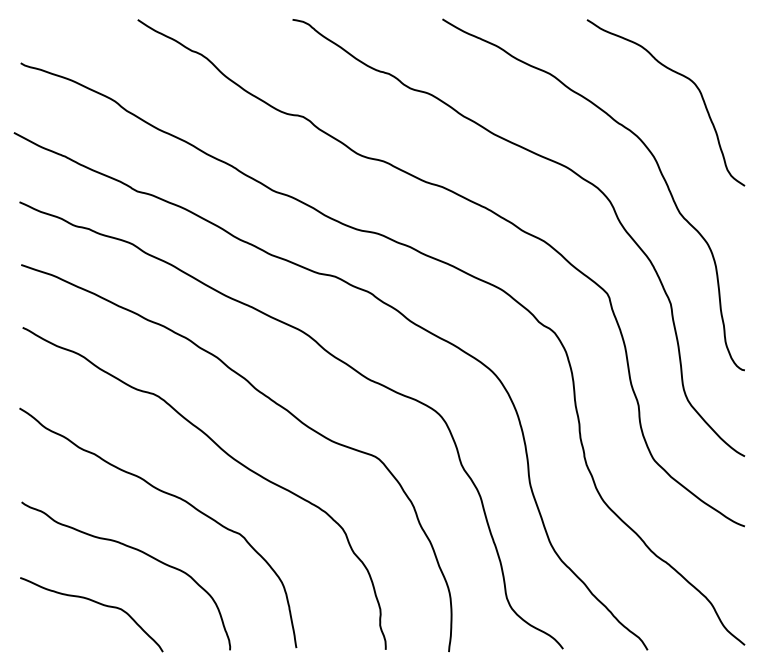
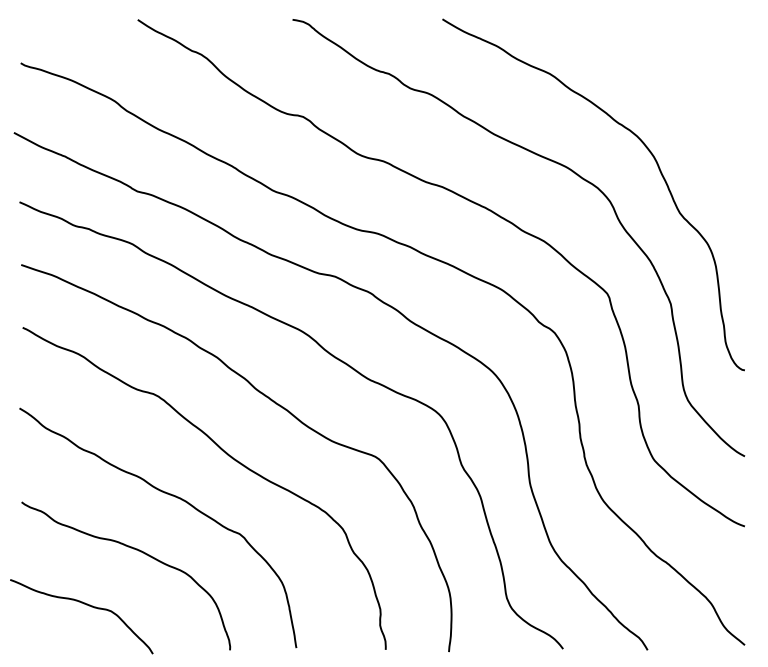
curve: present -> none (675, 73)
curve position: (96, 603) -> (86, 605) (86, 605)
